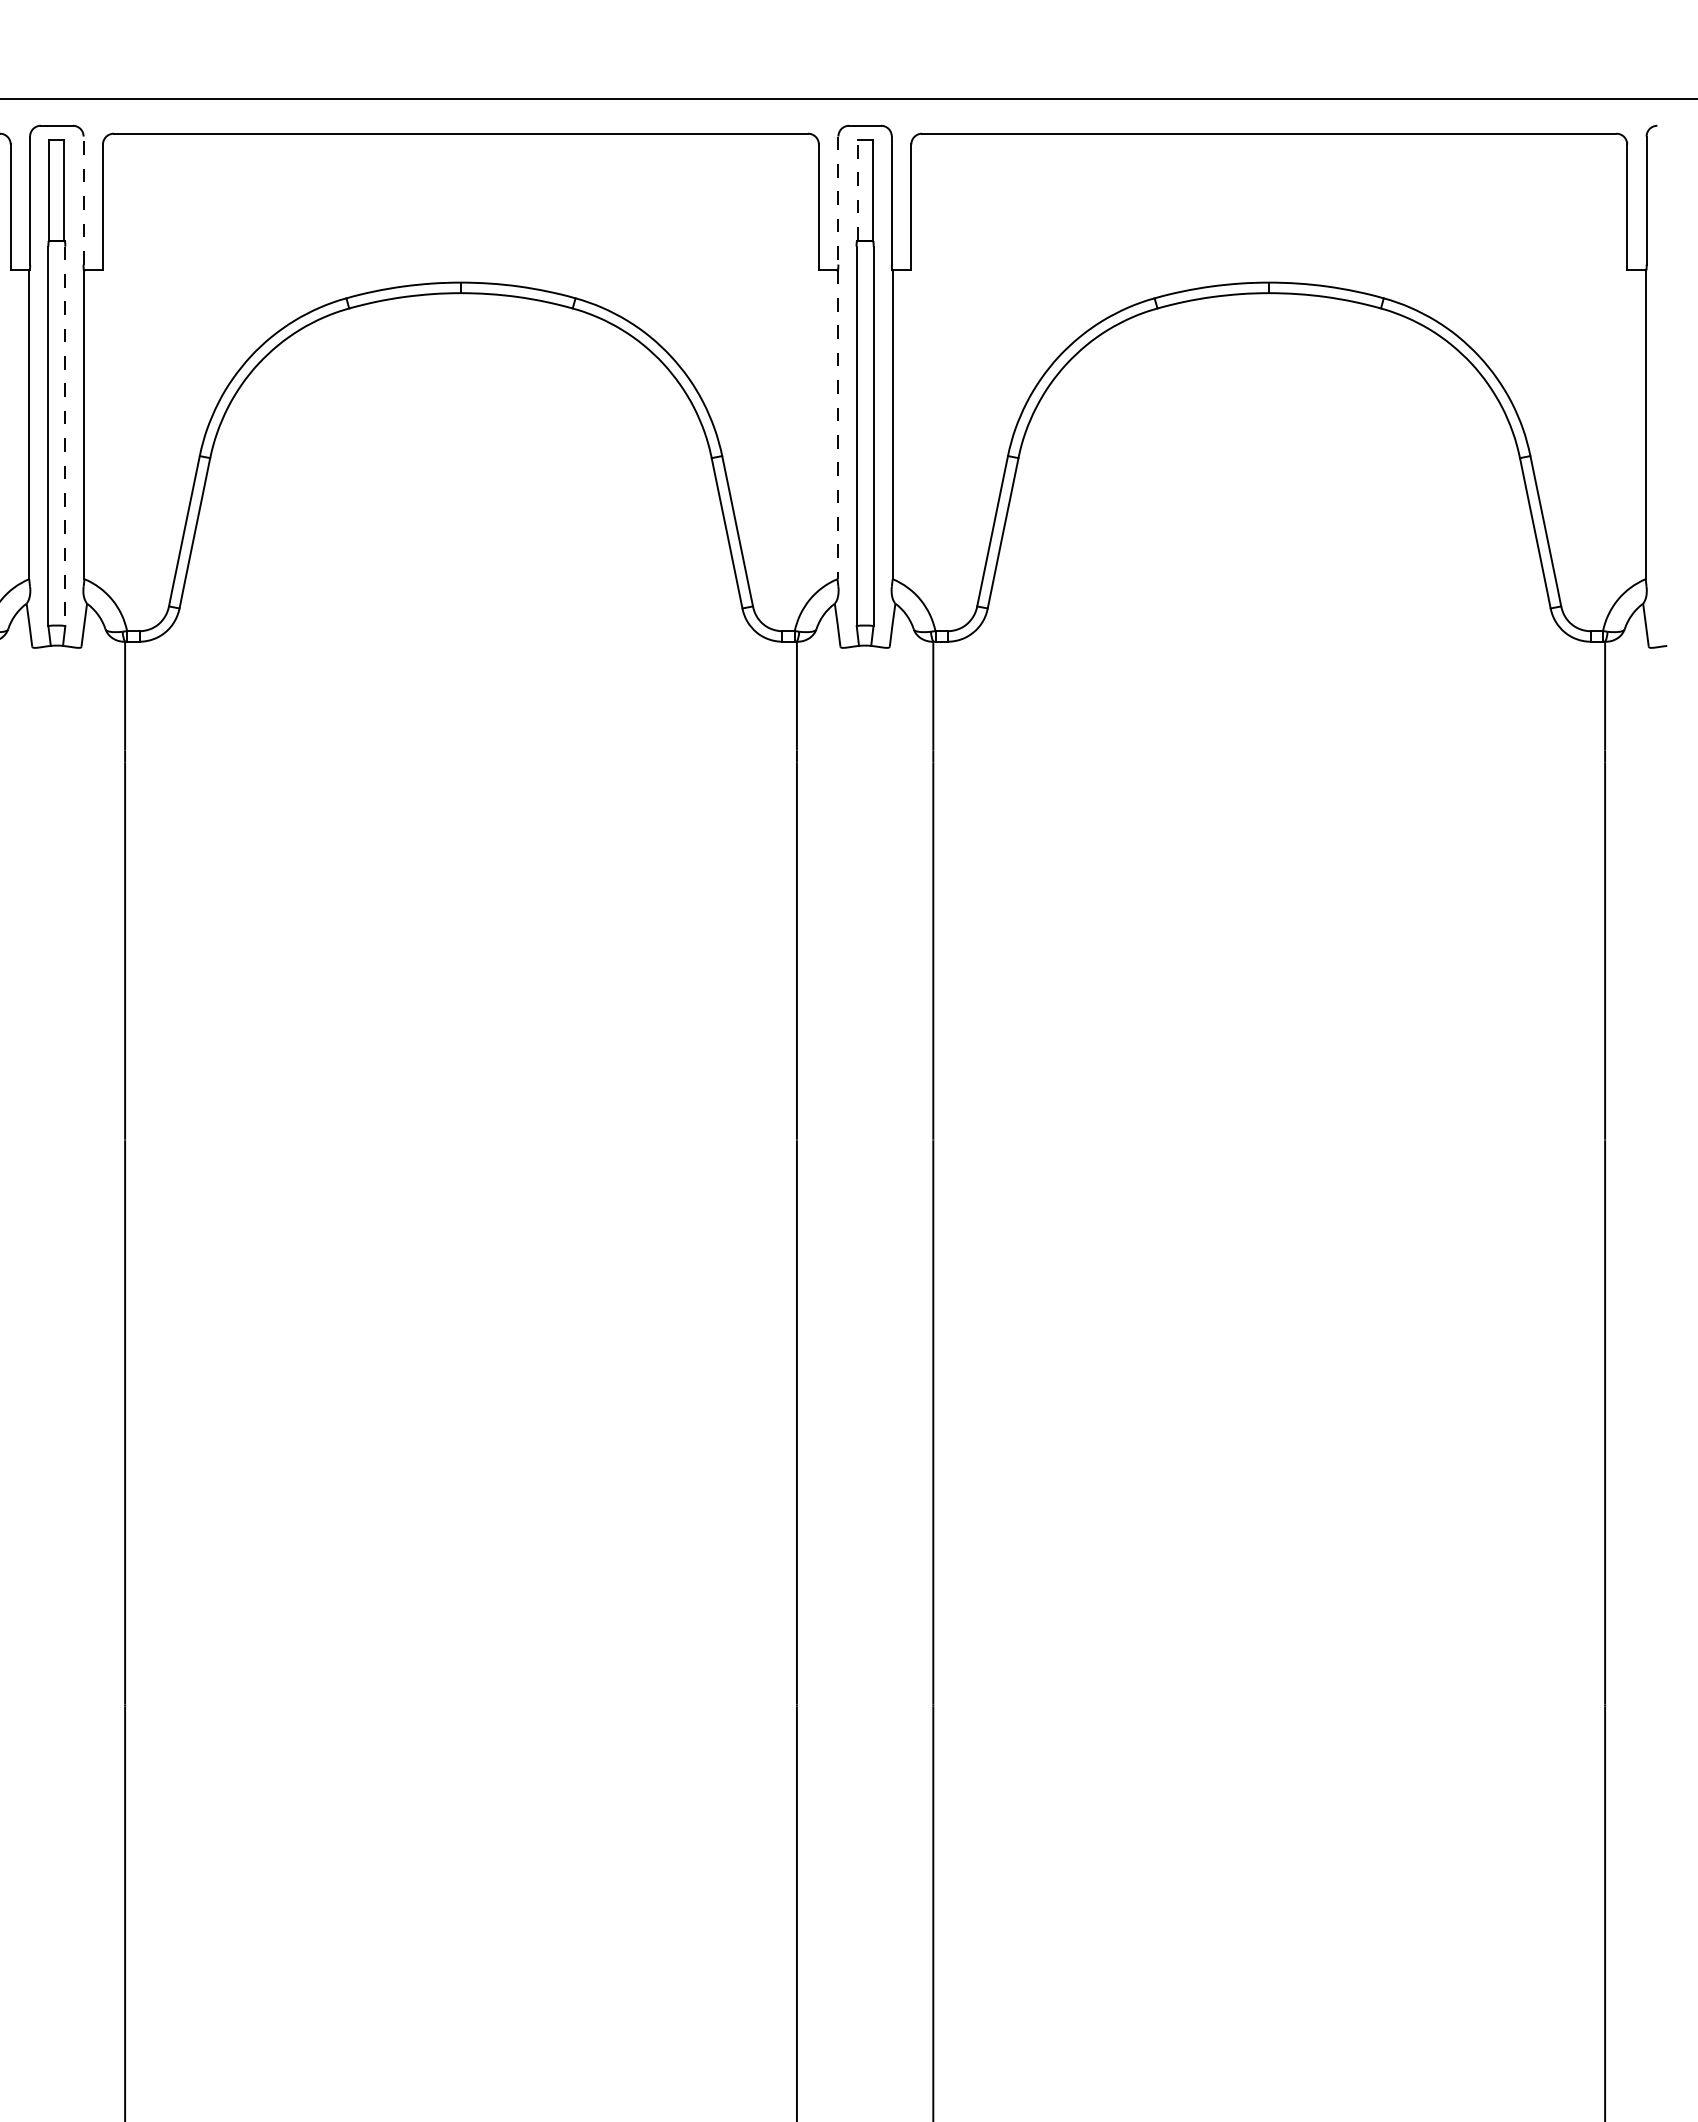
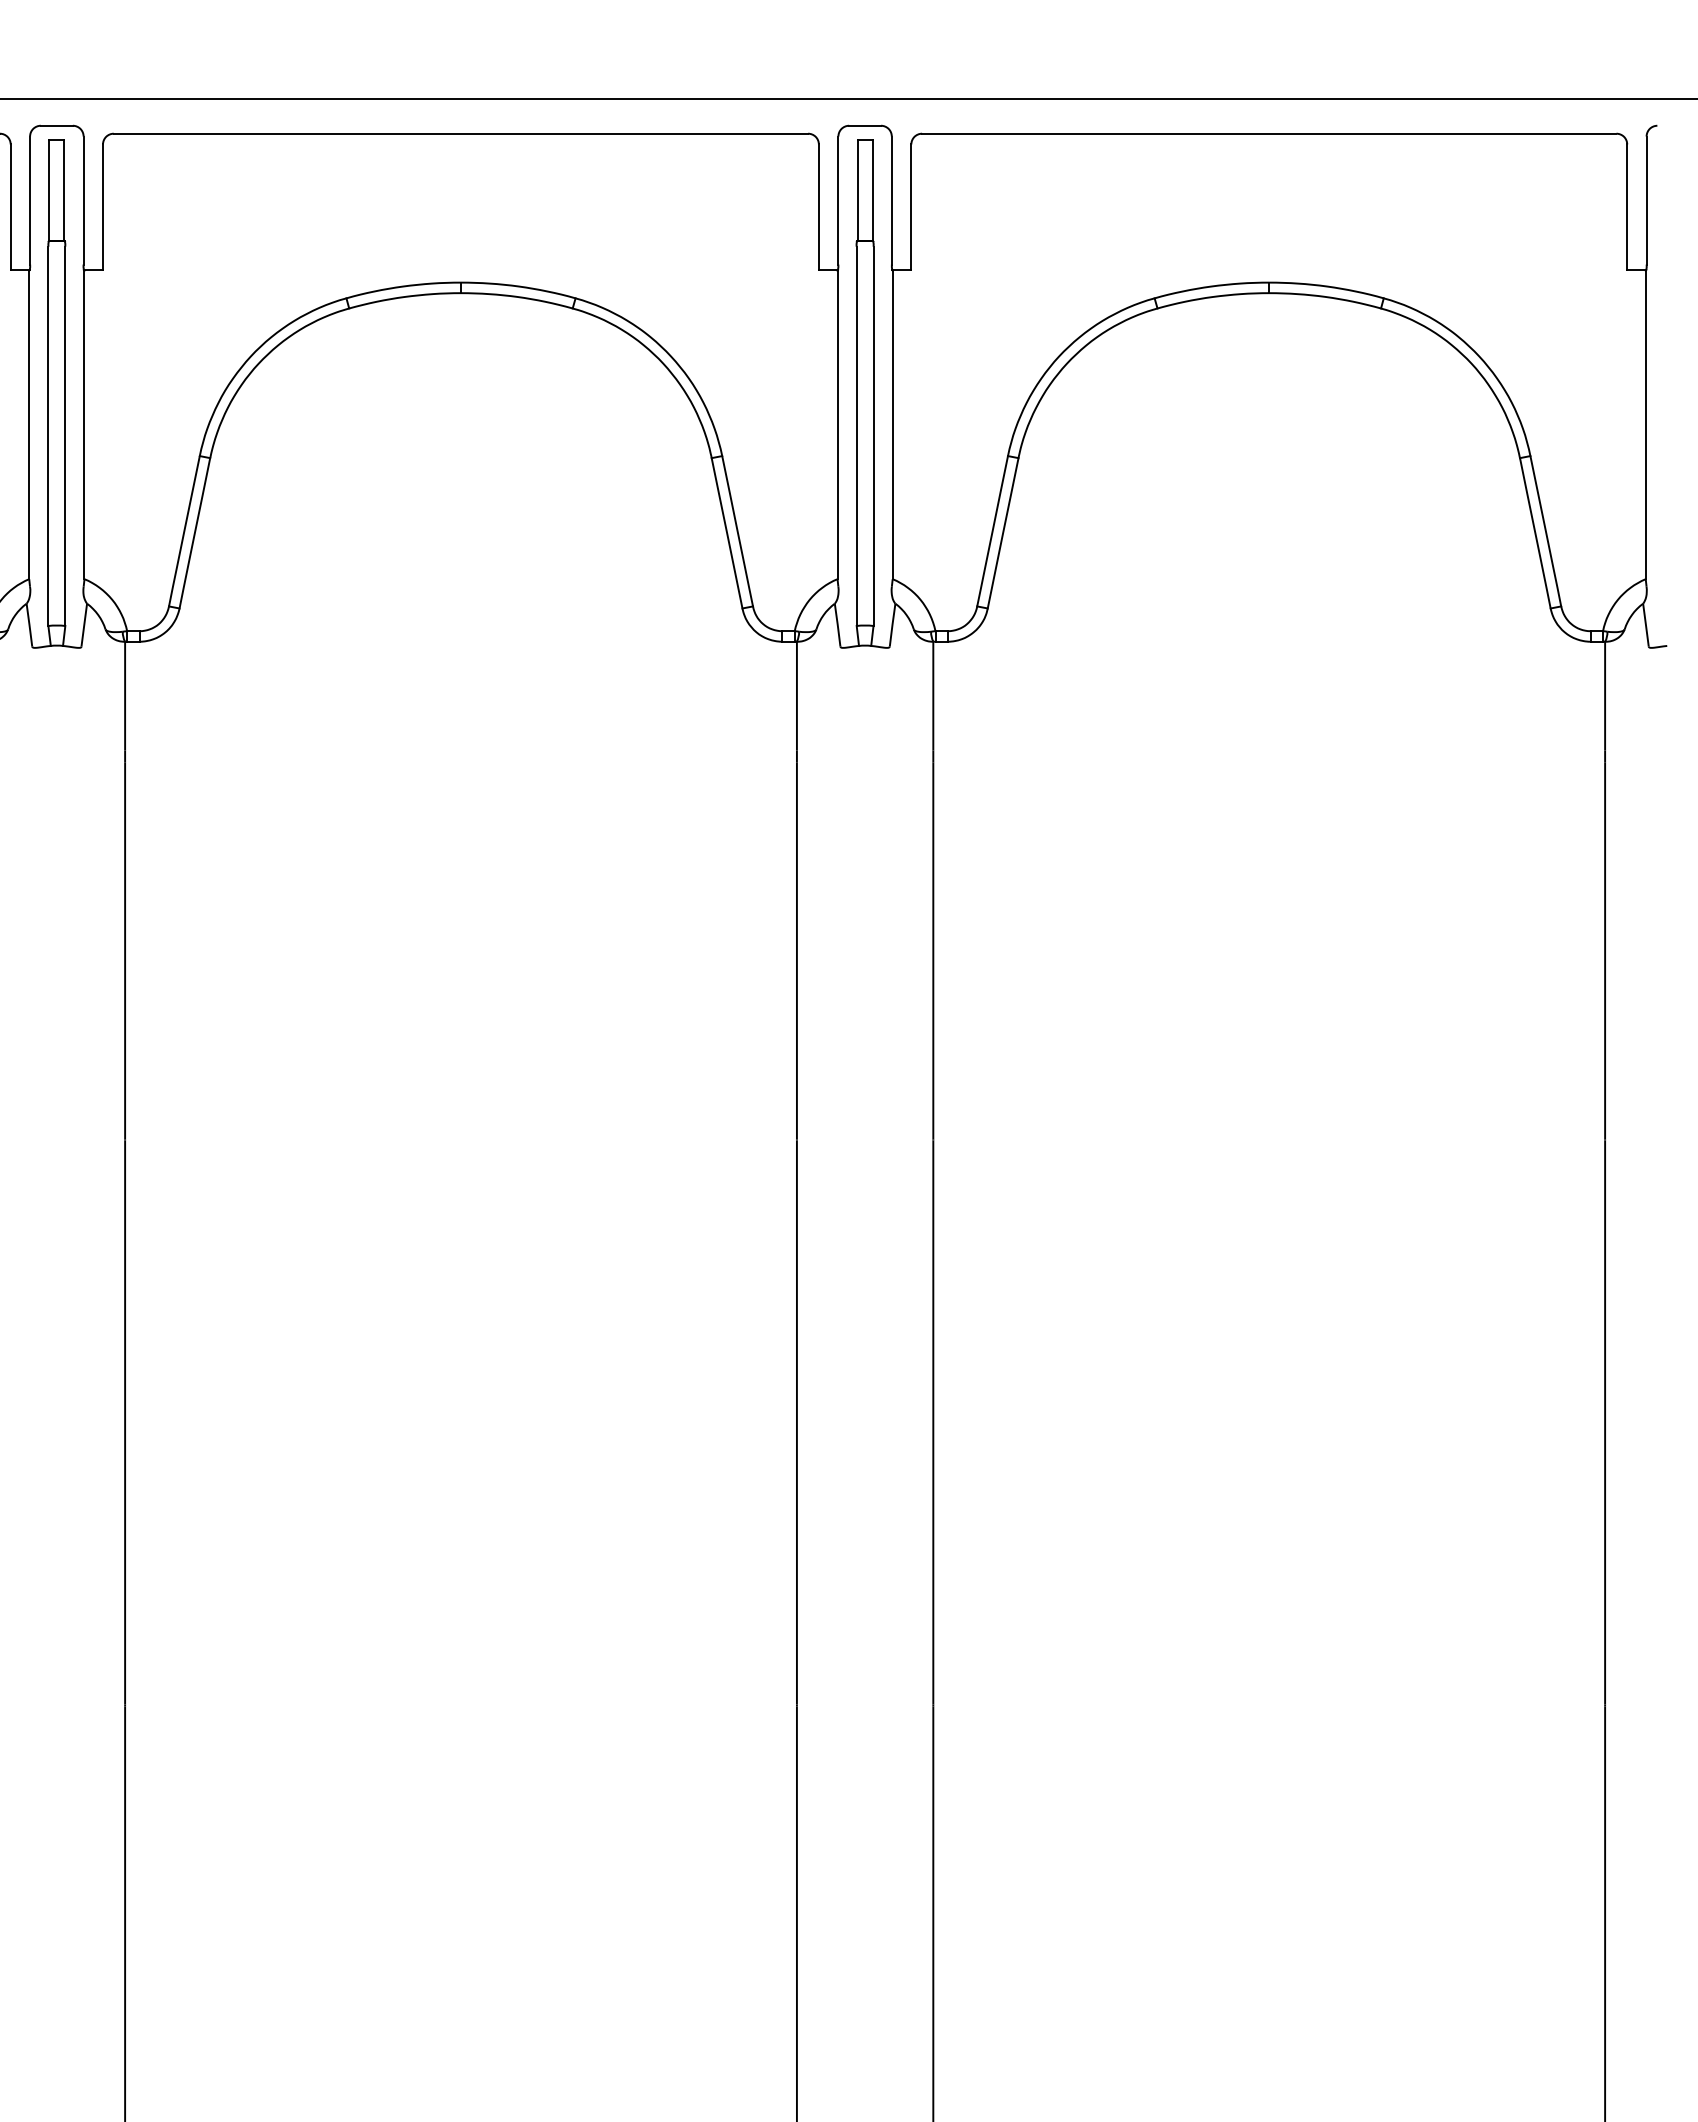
line: dashed -> solid (857, 190)
line: dashed -> solid (83, 200)
line: dashed -> solid (838, 201)
line: dashed -> solid (837, 425)
line: dashed -> solid (65, 436)
